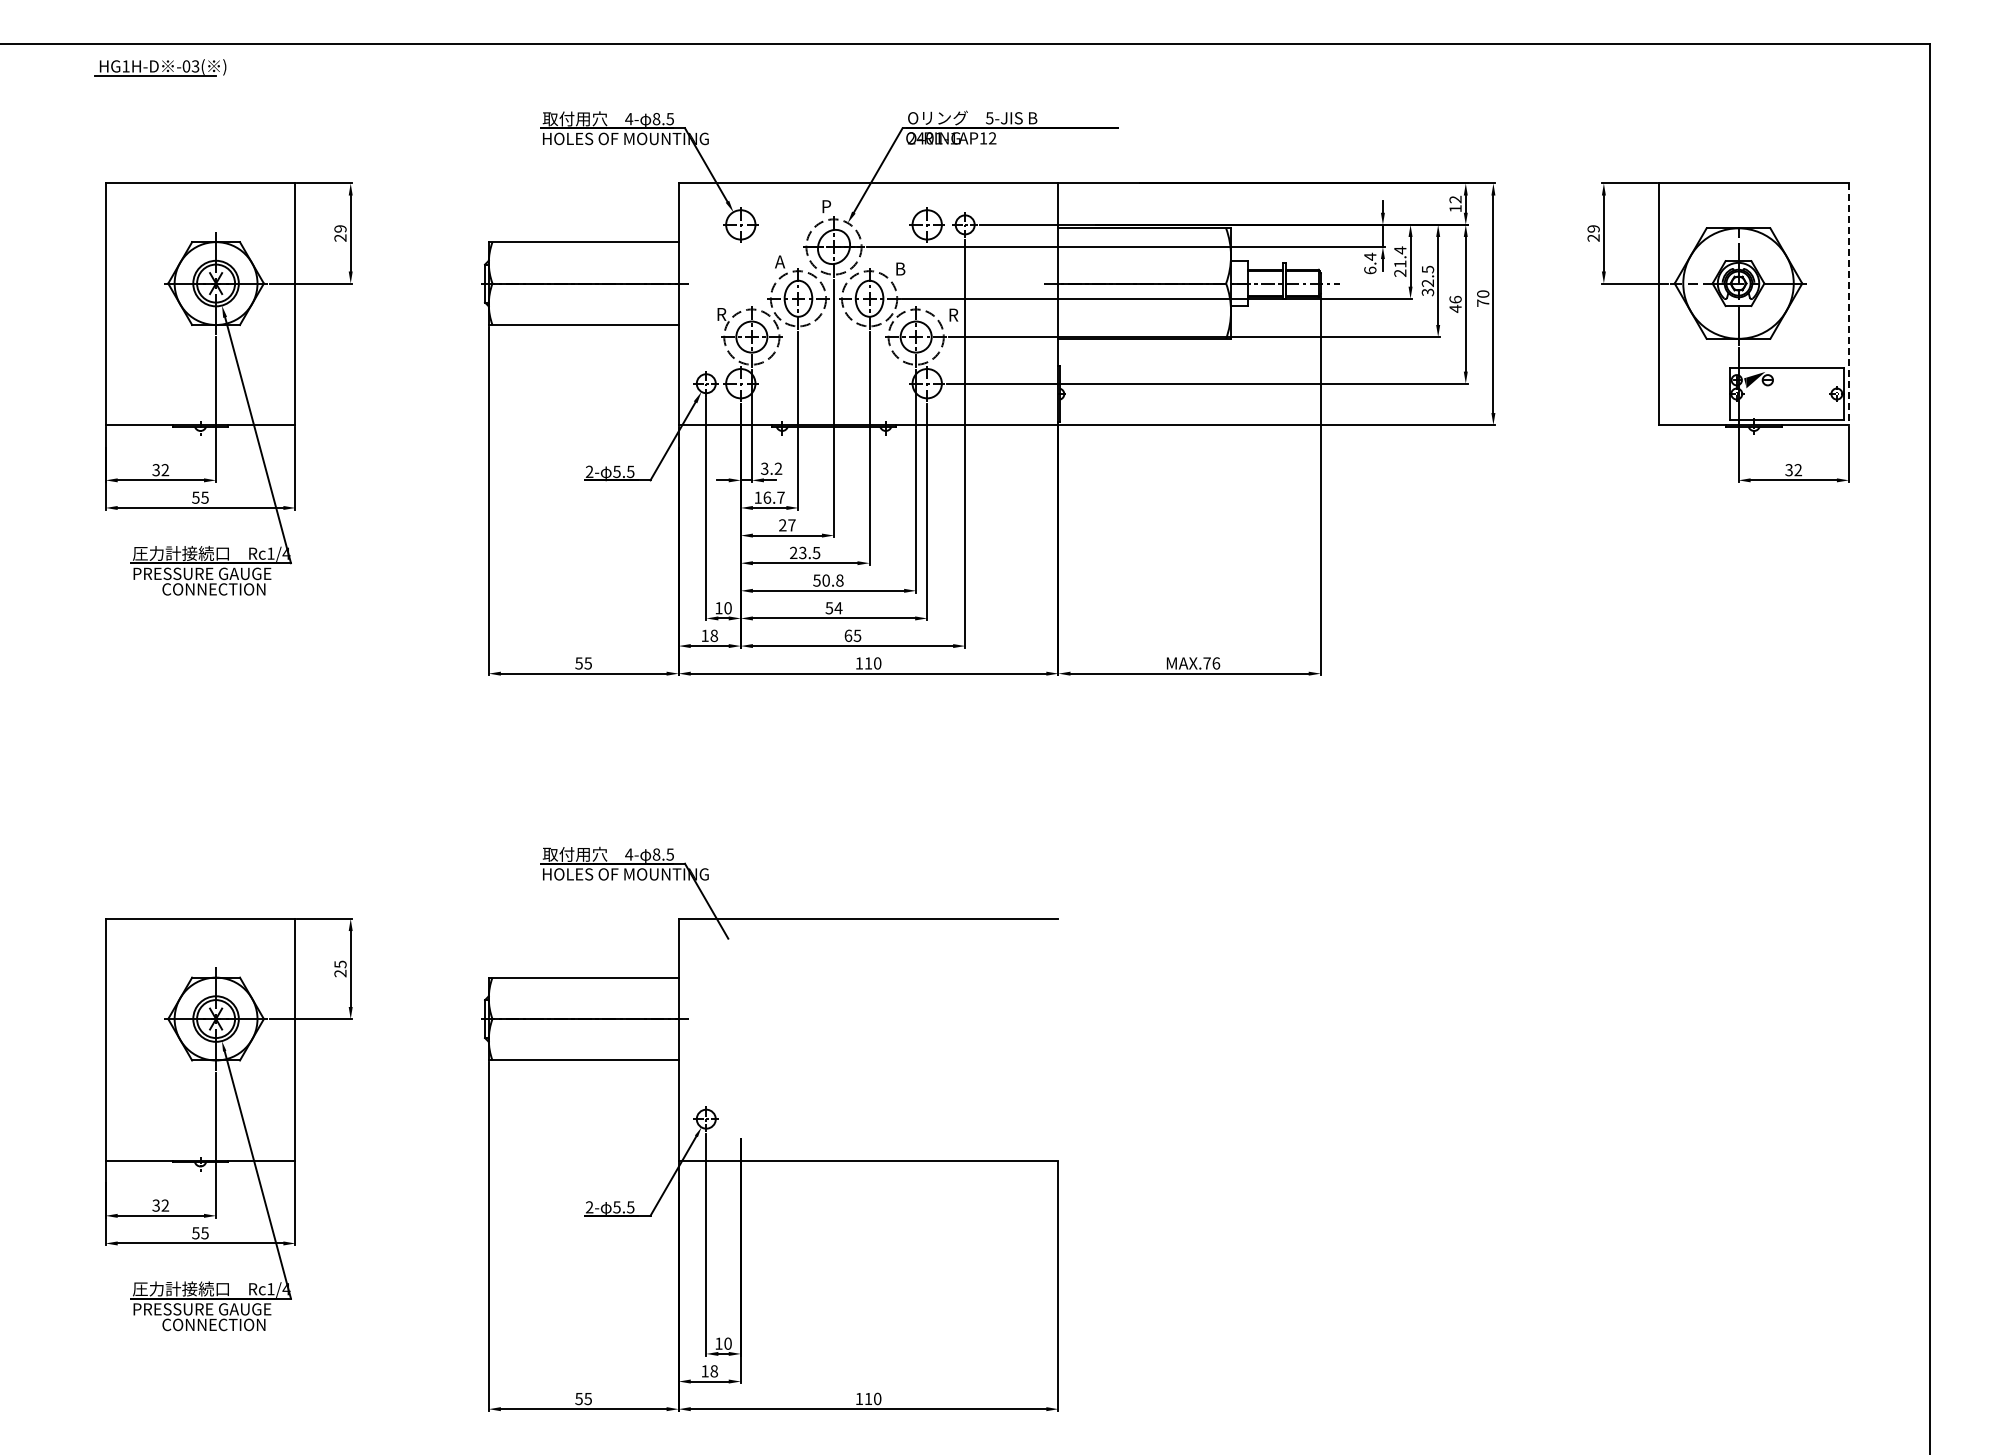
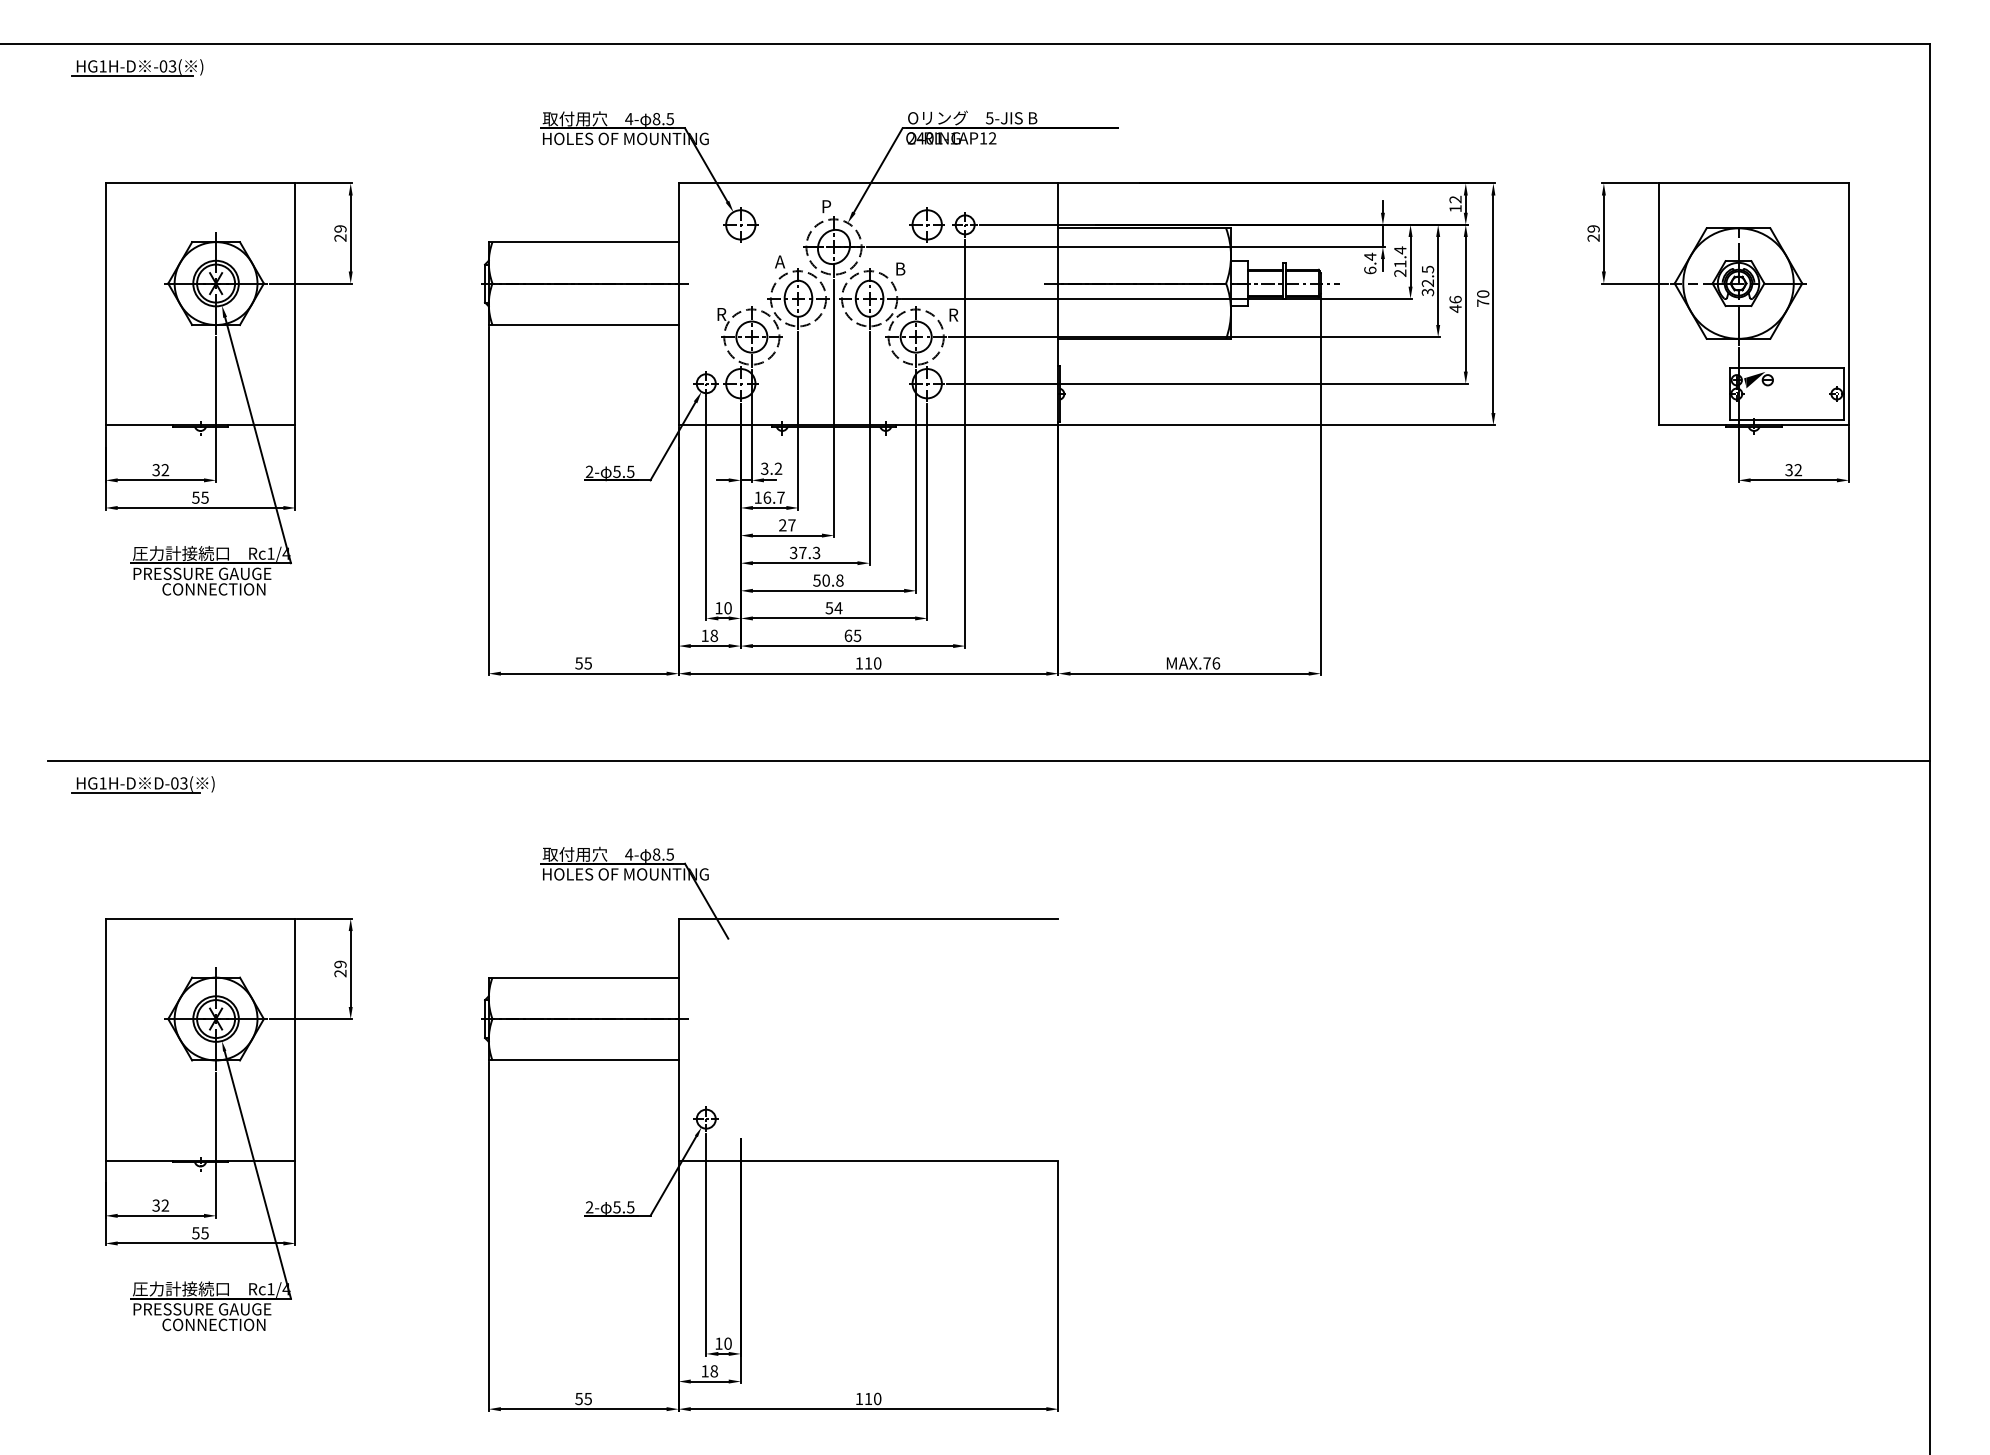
part position: (160, 67) -> (137, 67) (137, 67)
line: dashed -> solid (1848, 304)
text: 23.5 -> 37.3 (804, 552)
line: none -> present (988, 760)
part: none -> present (142, 784)
text: 25 -> 29 (340, 964)
